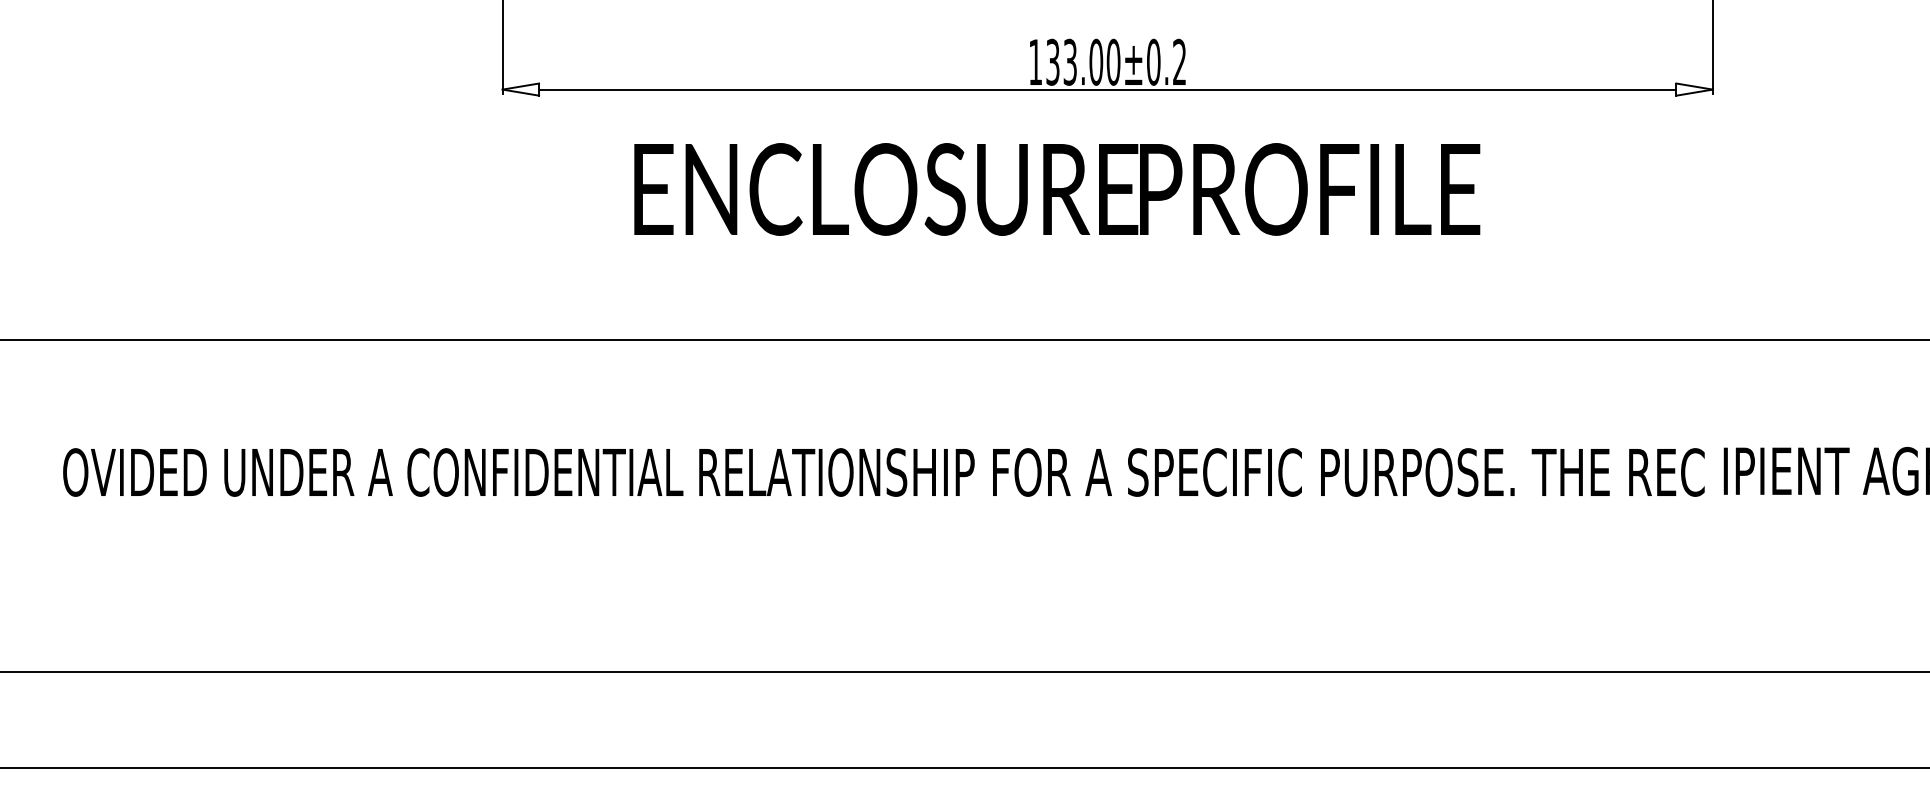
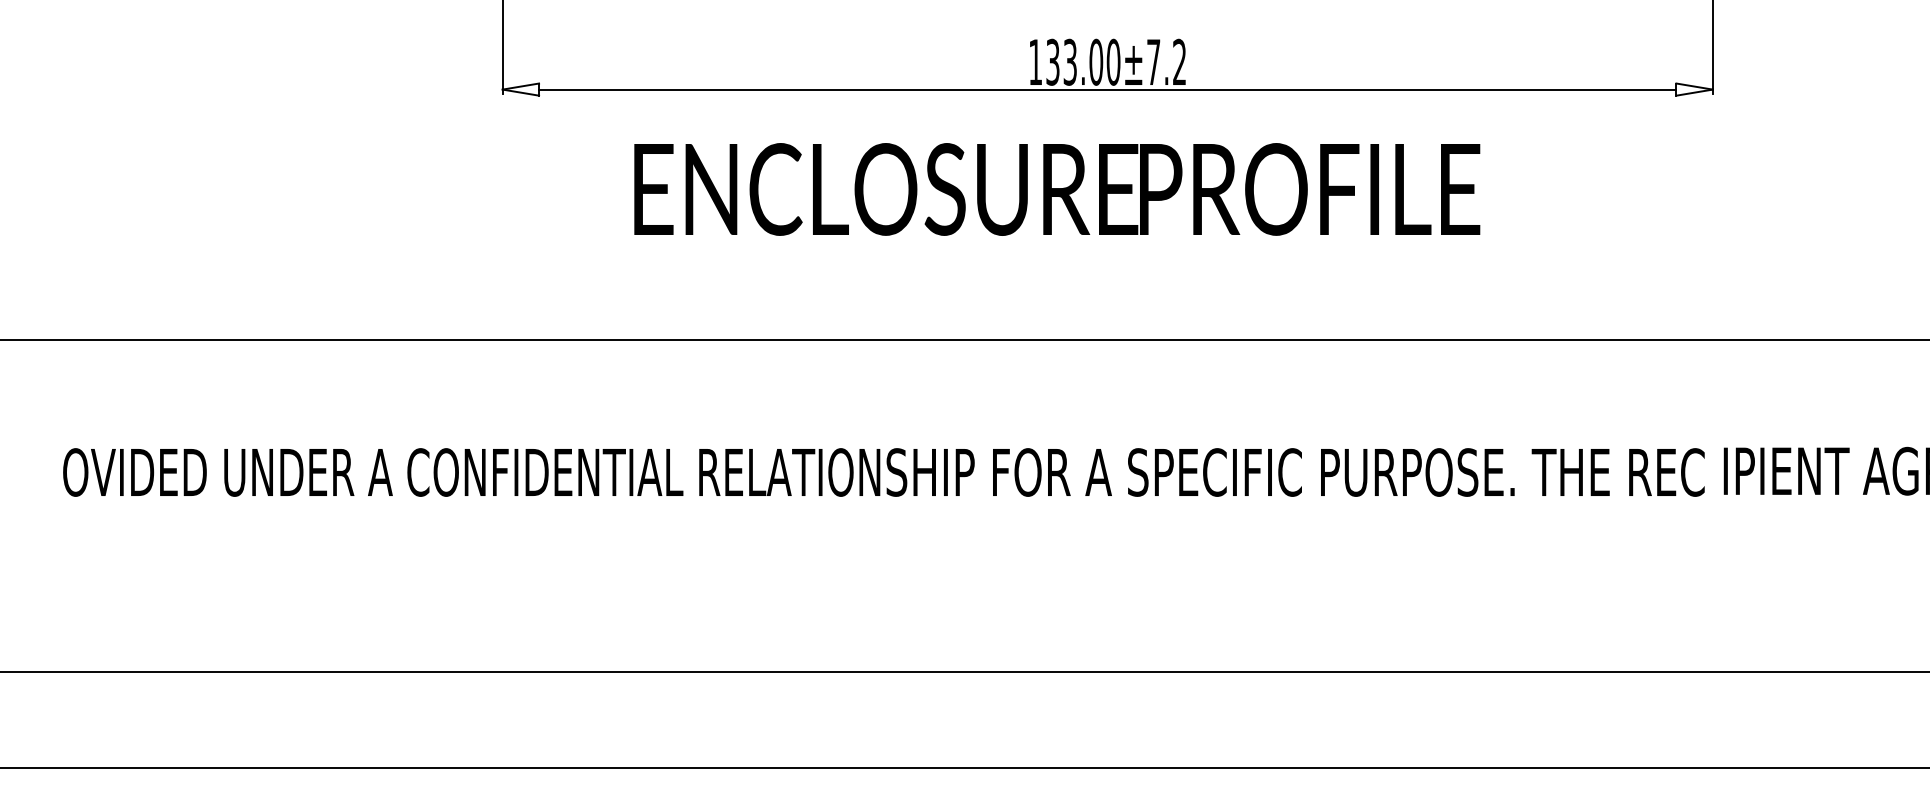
text: 133.00±0.2 -> 133.00±7.2 (1153, 61)
